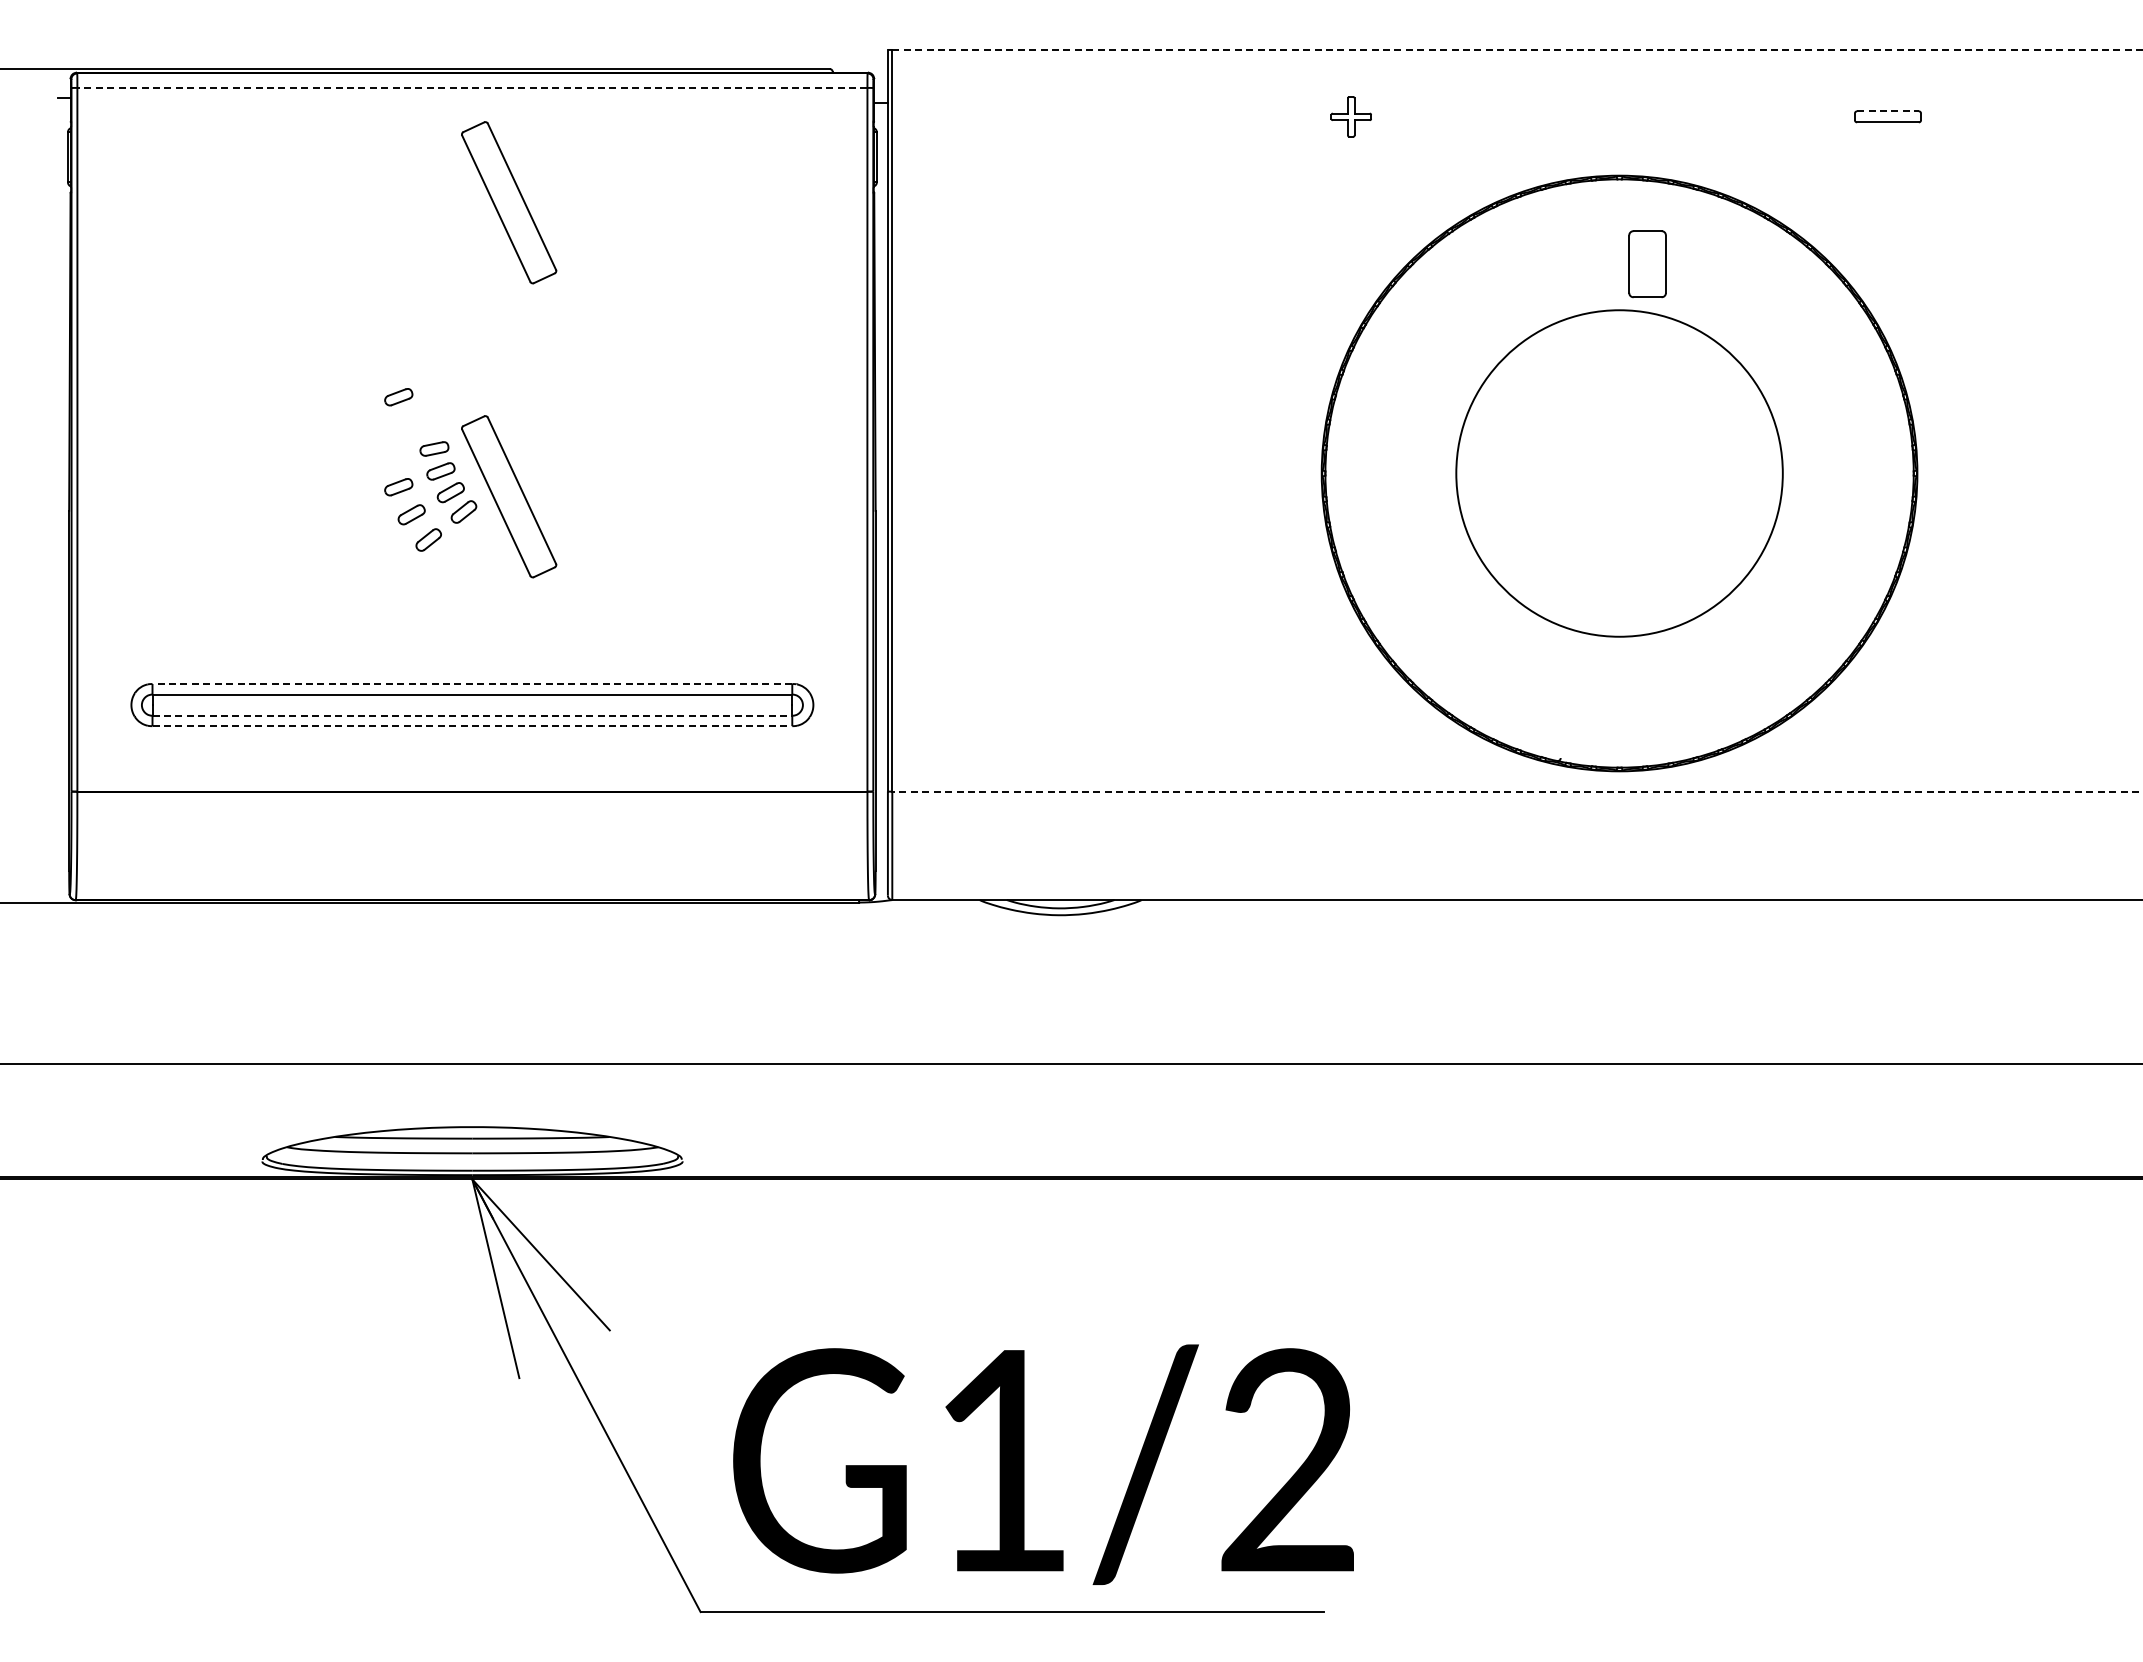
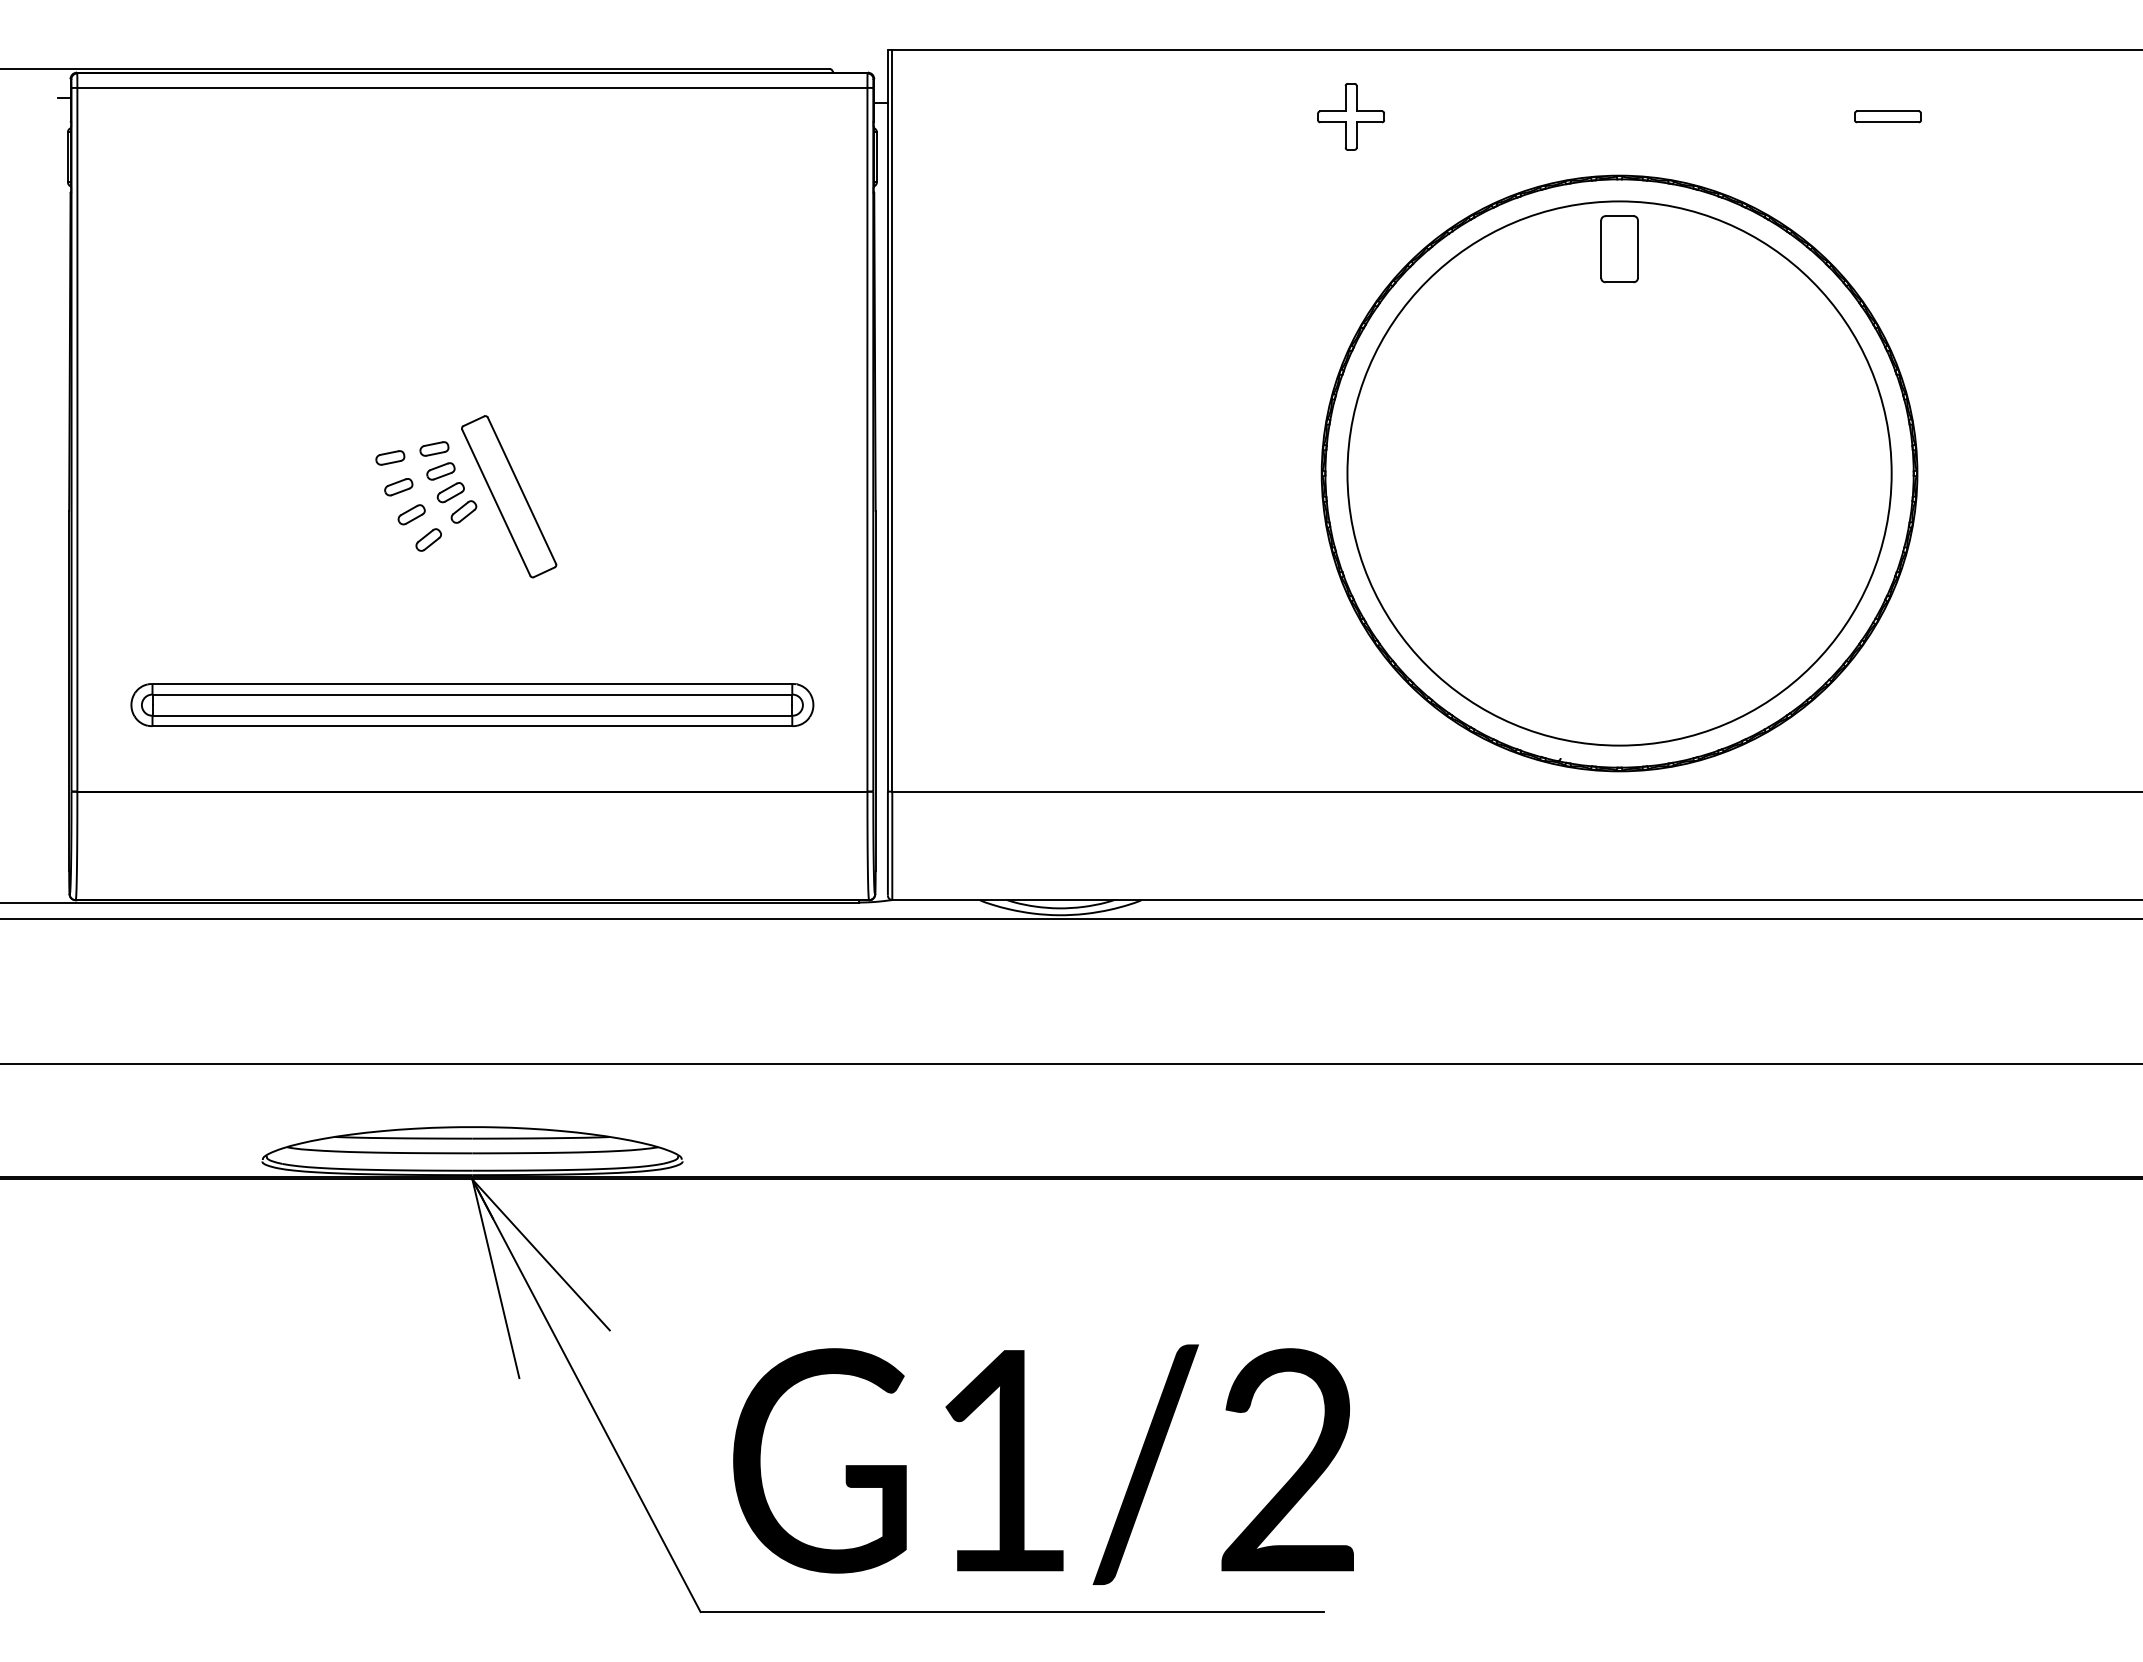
line: dashed -> solid (1517, 49)
line: dashed -> solid (471, 87)
line: dashed -> solid (1887, 111)
part size: 42x42 px -> 69x68 px (1351, 116)
part: present -> none (509, 202)
part position: (1647, 264) -> (1619, 249) (1619, 249)
part: present -> none (398, 397)
part: none -> present (390, 457)
circle diameter: 327 px -> 544 px (1619, 473)
line: dashed -> solid (472, 683)
line: dashed -> solid (472, 715)
line: dashed -> solid (472, 726)
line: dashed -> solid (1517, 791)
line: none -> present (1070, 919)
